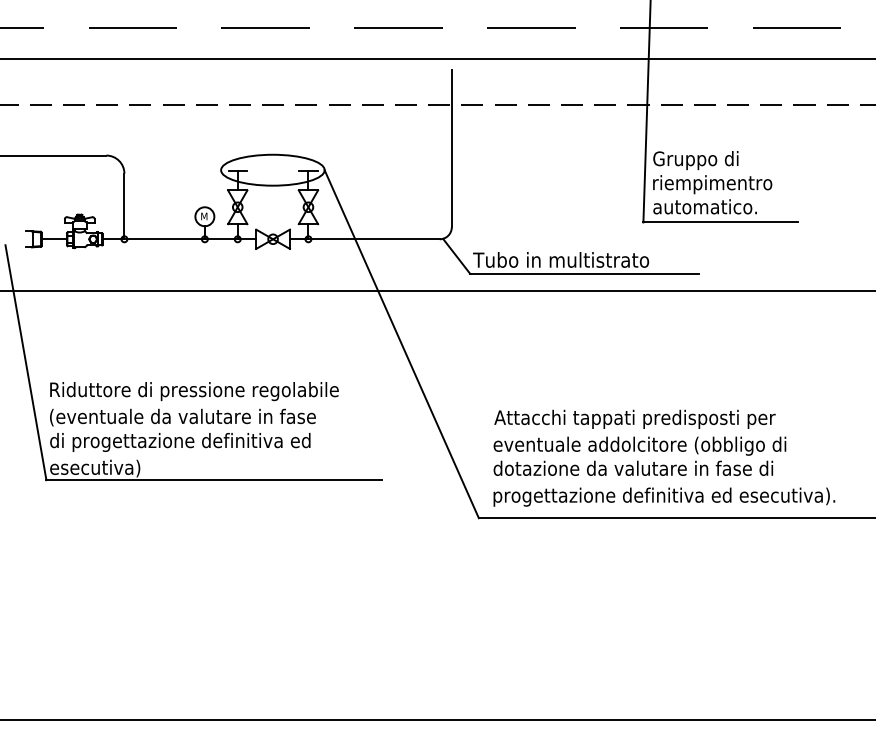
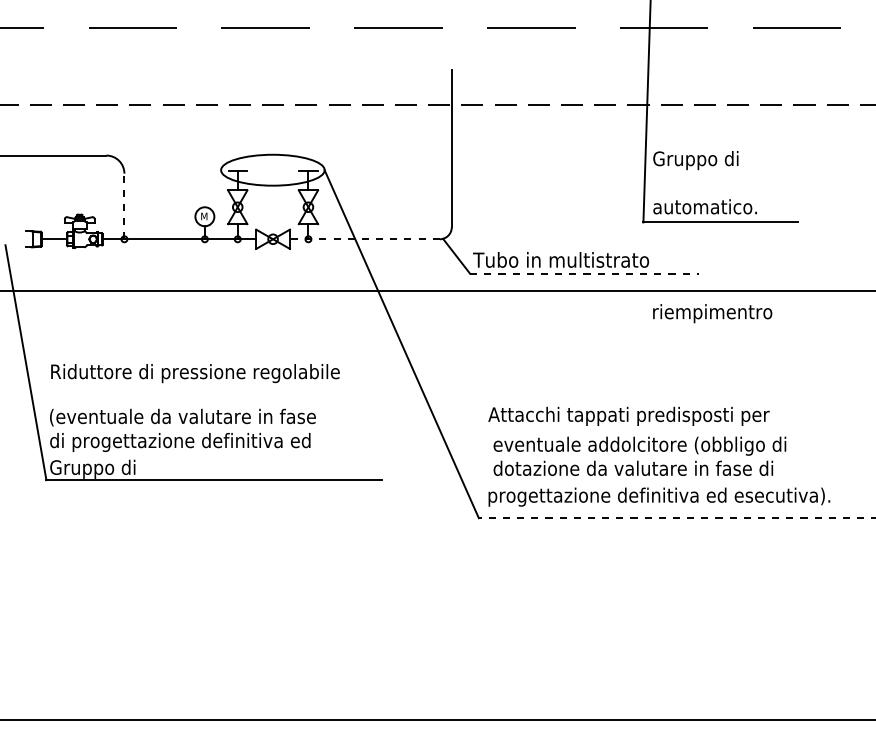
line: present -> none (437, 59)
text position: (712, 184) -> (712, 313) (712, 313)
line: solid -> dashed (124, 206)
line: solid -> dashed (364, 239)
line: solid -> dashed (584, 273)
text position: (194, 391) -> (195, 373) (195, 373)
text position: (634, 418) -> (628, 415) (628, 415)
text: esecutiva) -> Gruppo di (95, 468)
text position: (664, 496) -> (659, 496) (659, 496)
line: solid -> dashed (676, 518)
